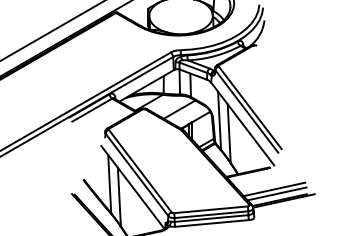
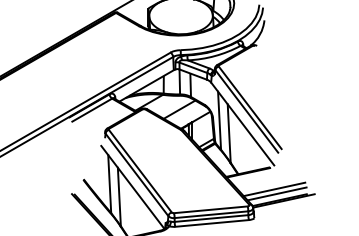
line: present -> none (52, 30)
